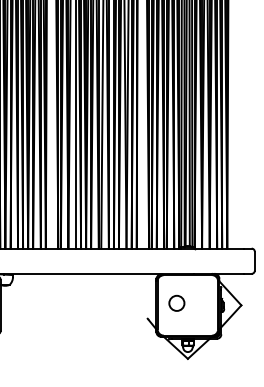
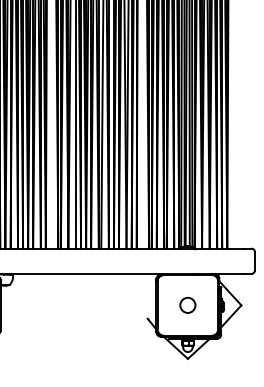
circle position: (176, 302) -> (187, 304) (187, 304)
